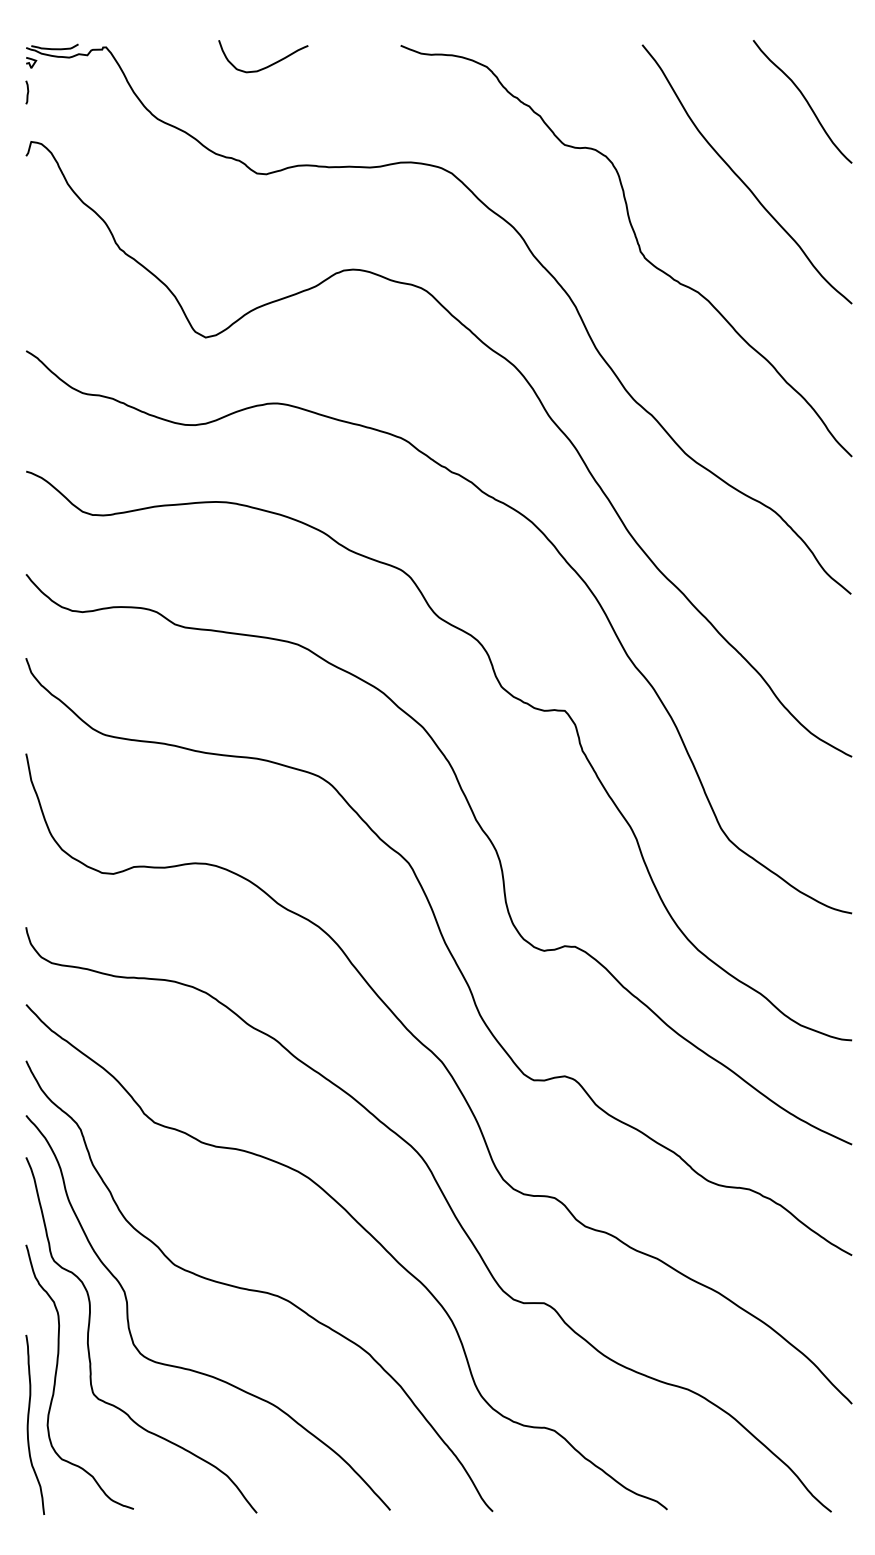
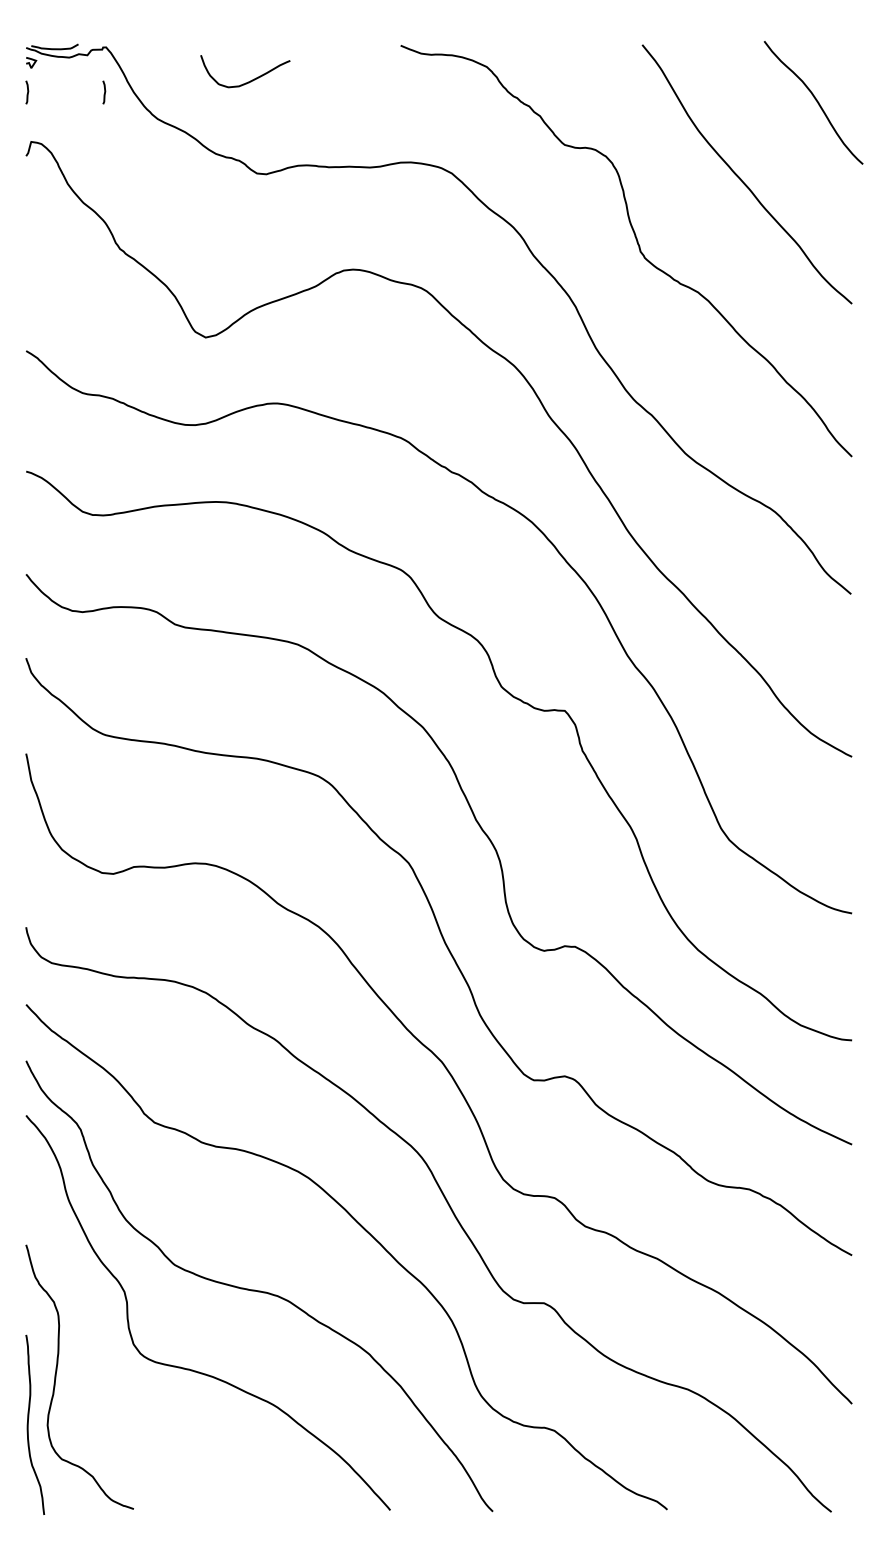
curve position: (268, 65) -> (250, 80) (250, 80)
curve: none -> present (104, 92)
curve position: (804, 99) -> (815, 100) (815, 100)
curve: present -> none (89, 1332)
